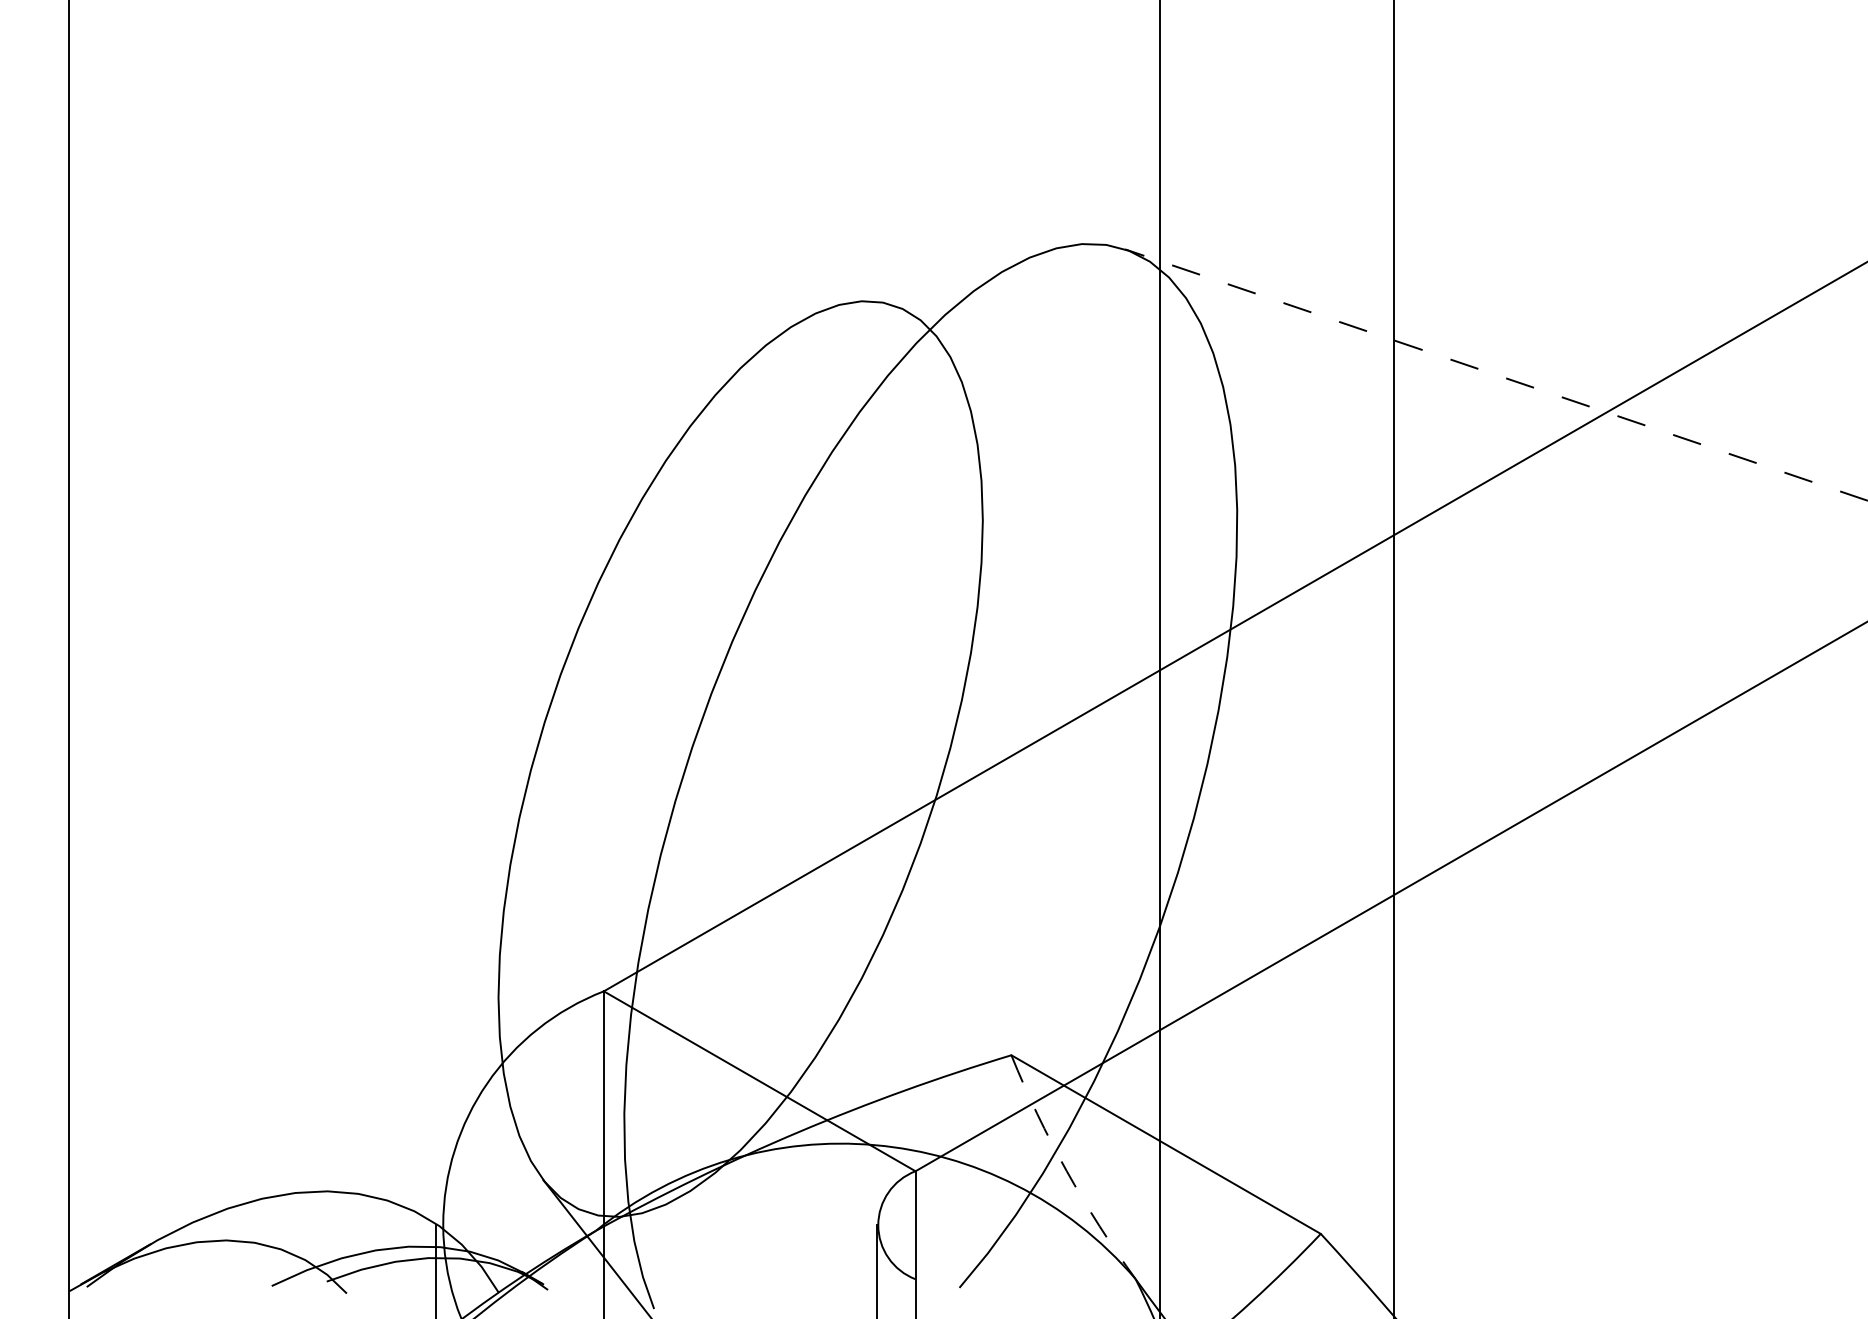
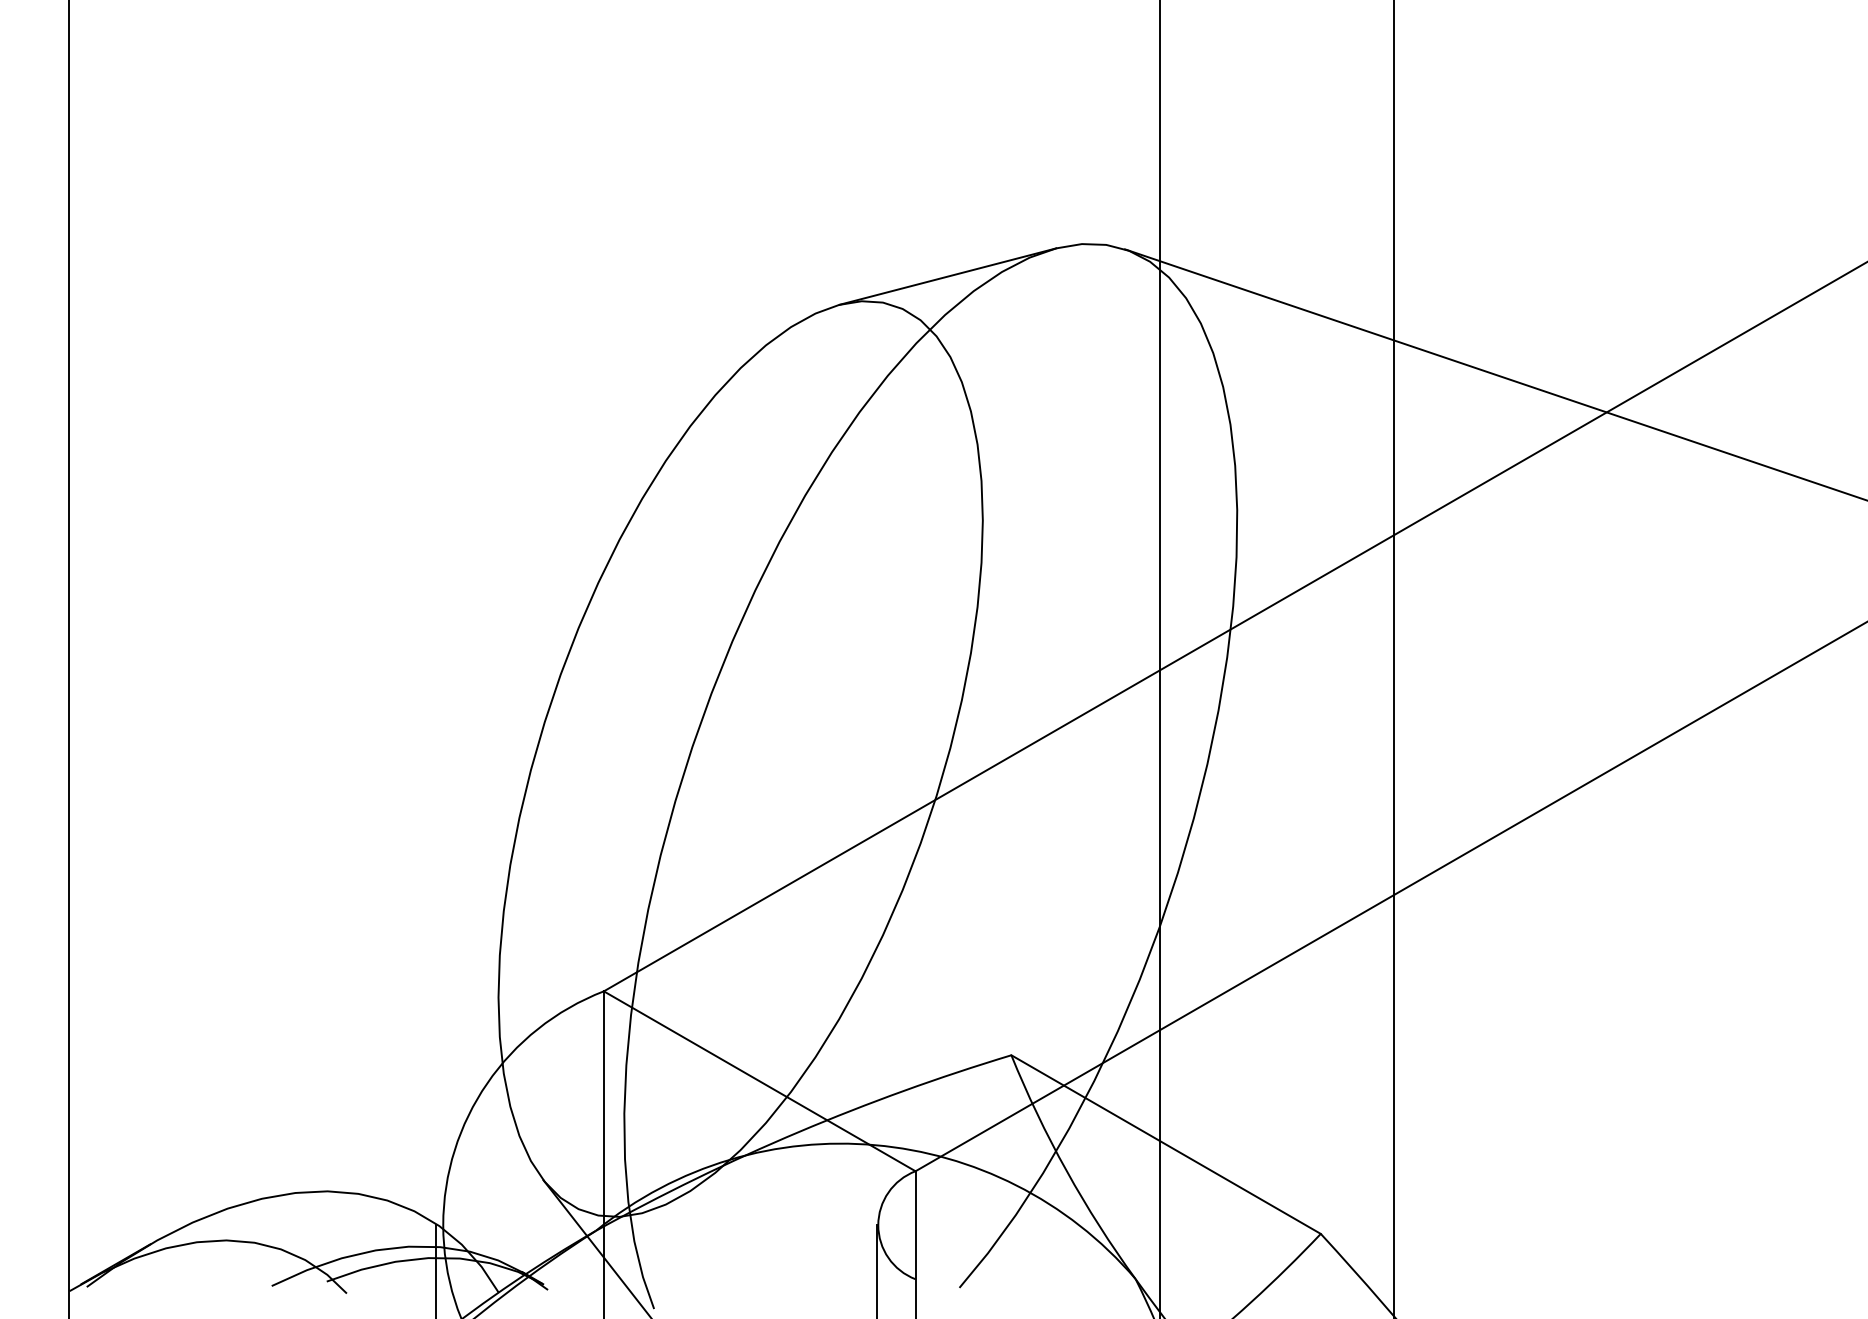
line: none -> present (947, 276)
line: dashed -> solid (1496, 374)
arc: dashed -> solid (1066, 1171)
